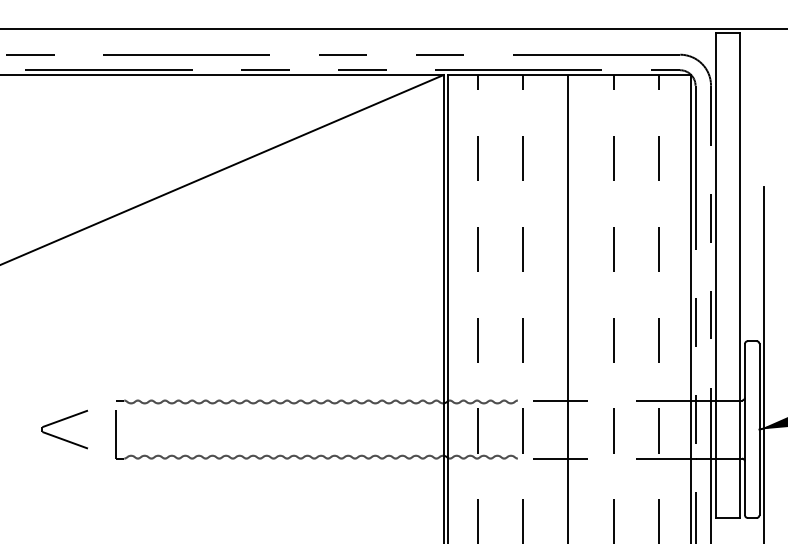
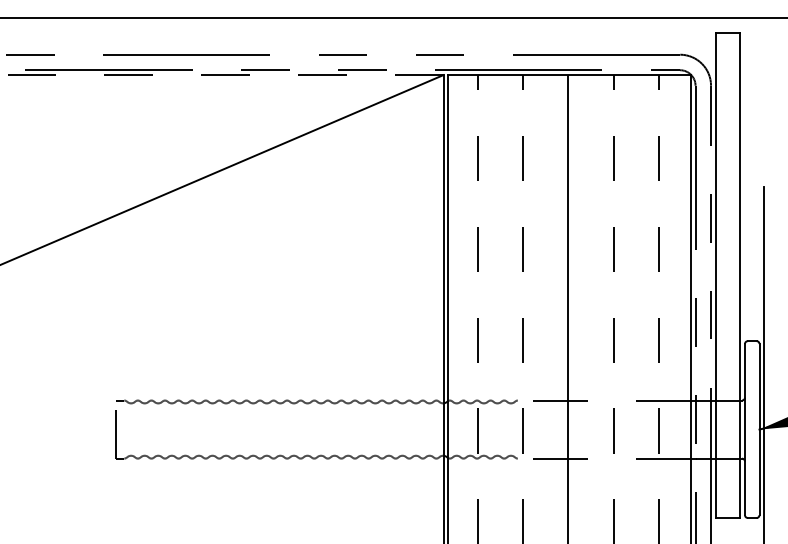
line position: (393, 28) -> (393, 17) (393, 17)
line: solid -> dashed (222, 75)
part: present -> none (61, 421)
